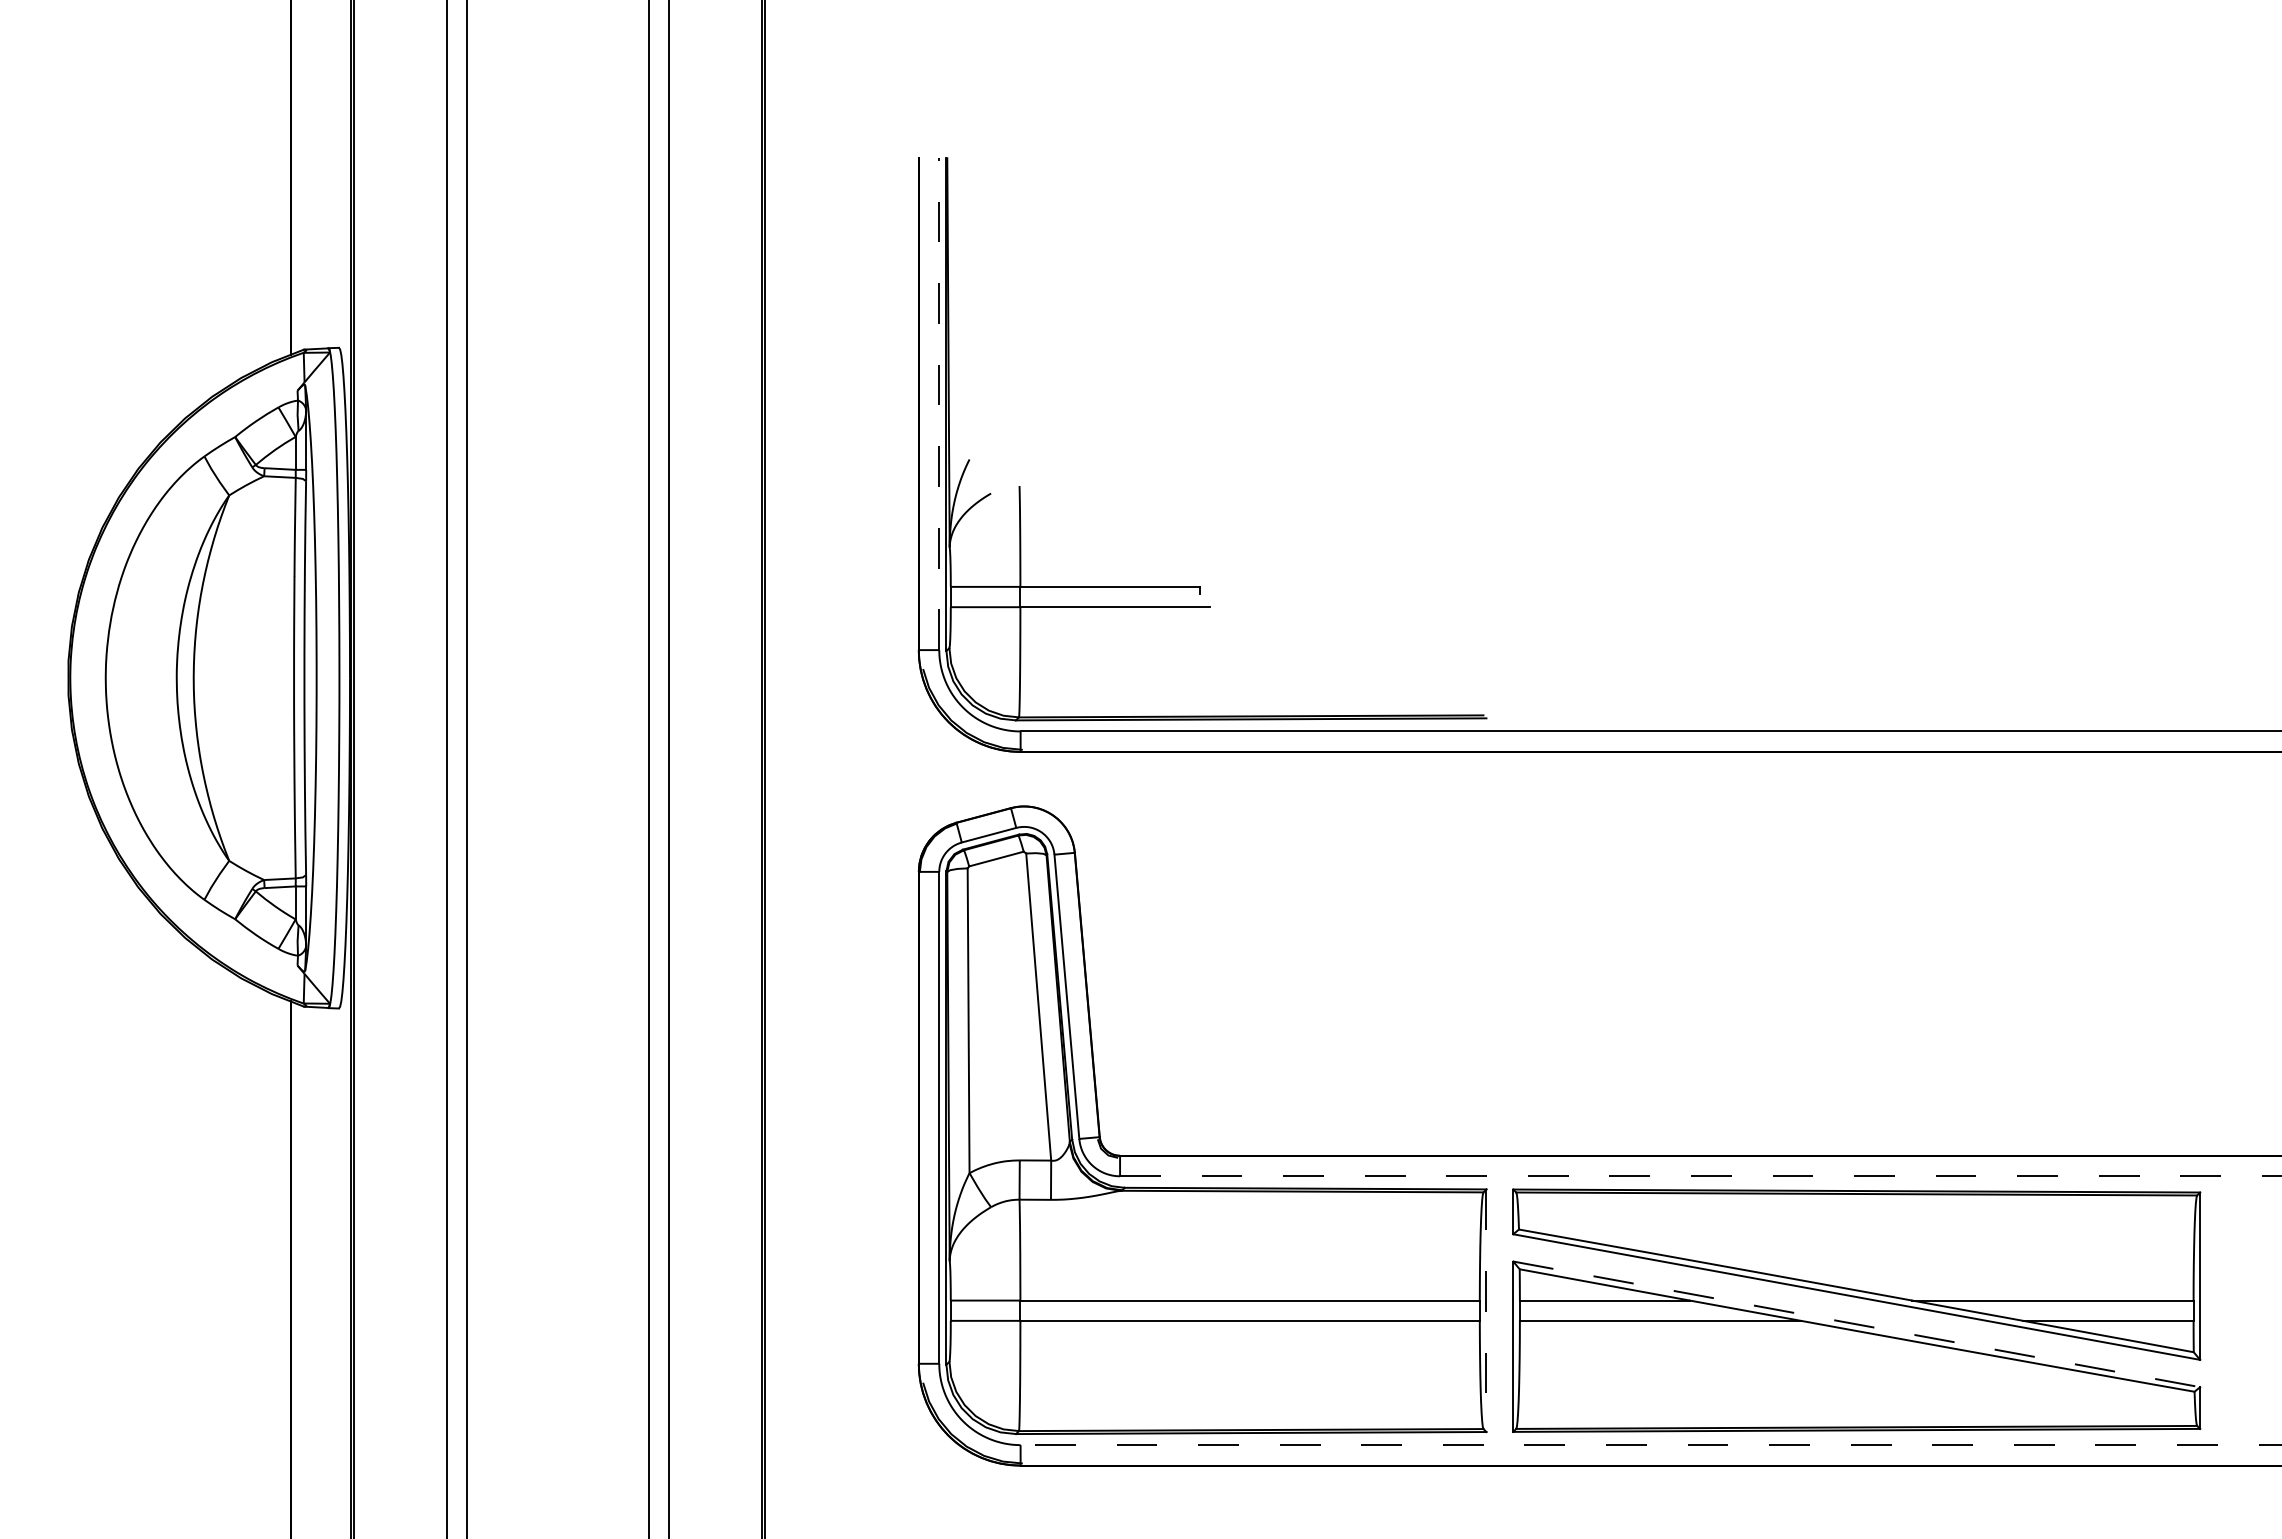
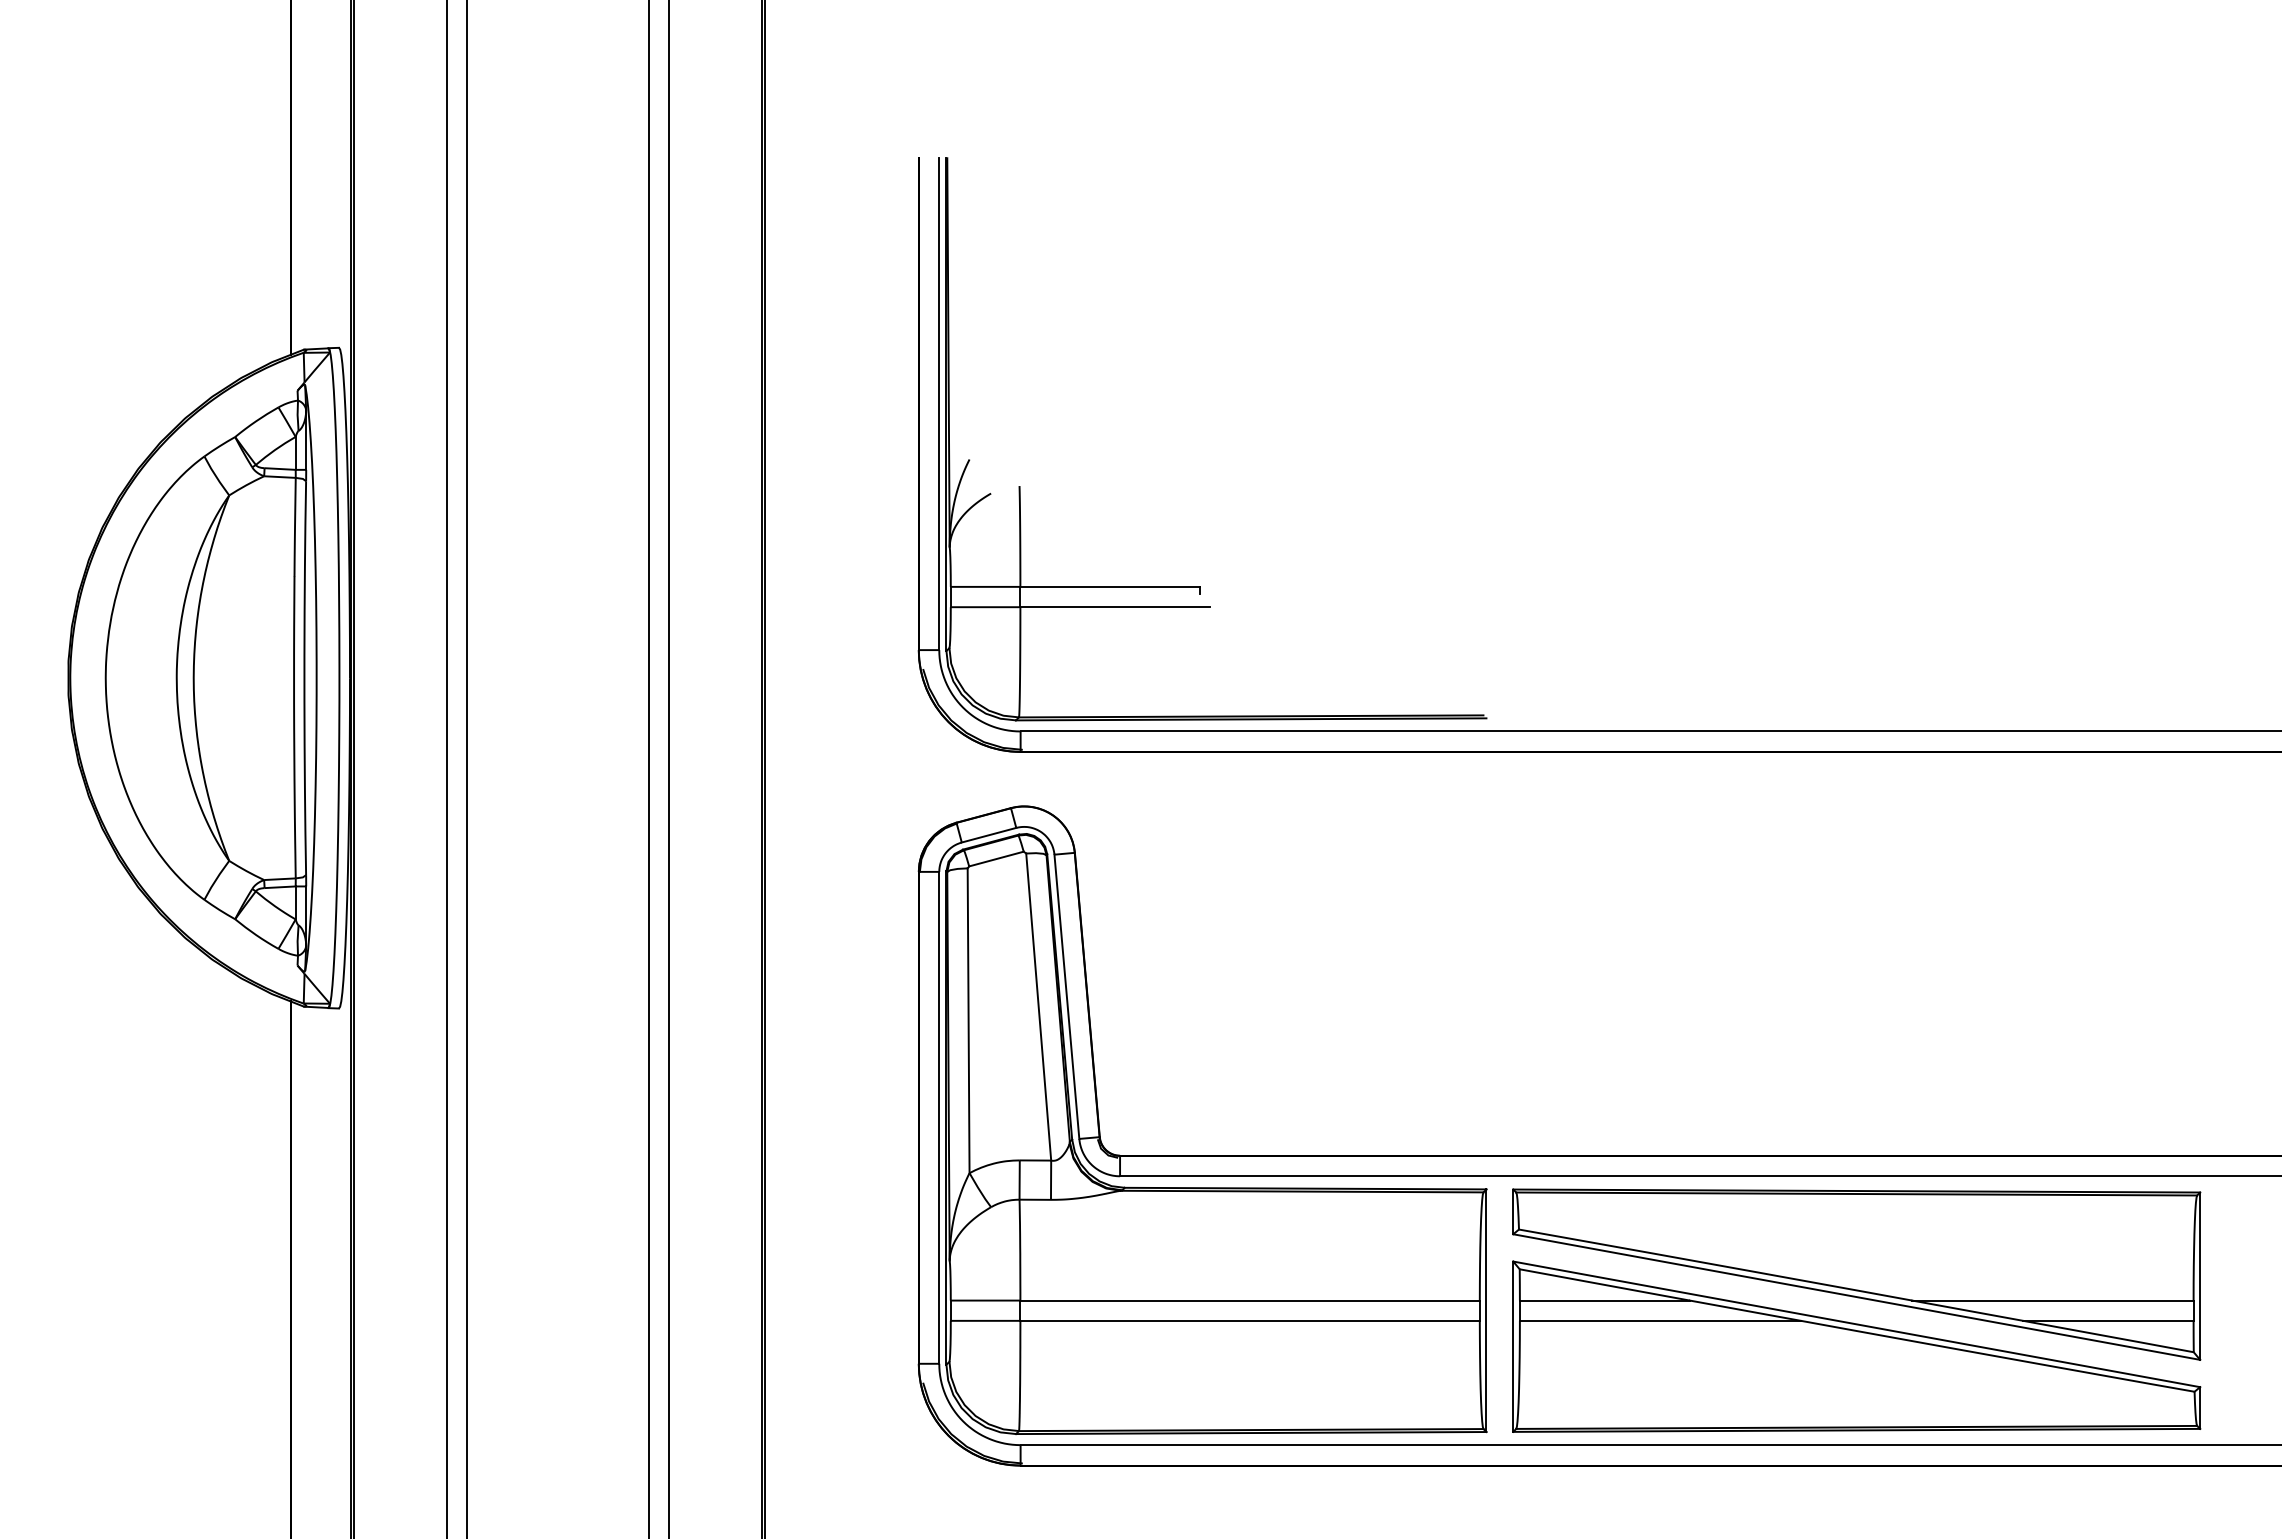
line: dashed -> solid (939, 404)
line: dashed -> solid (1700, 1176)
line: dashed -> solid (1486, 1311)
line: dashed -> solid (1857, 1324)
line: dashed -> solid (1650, 1445)
